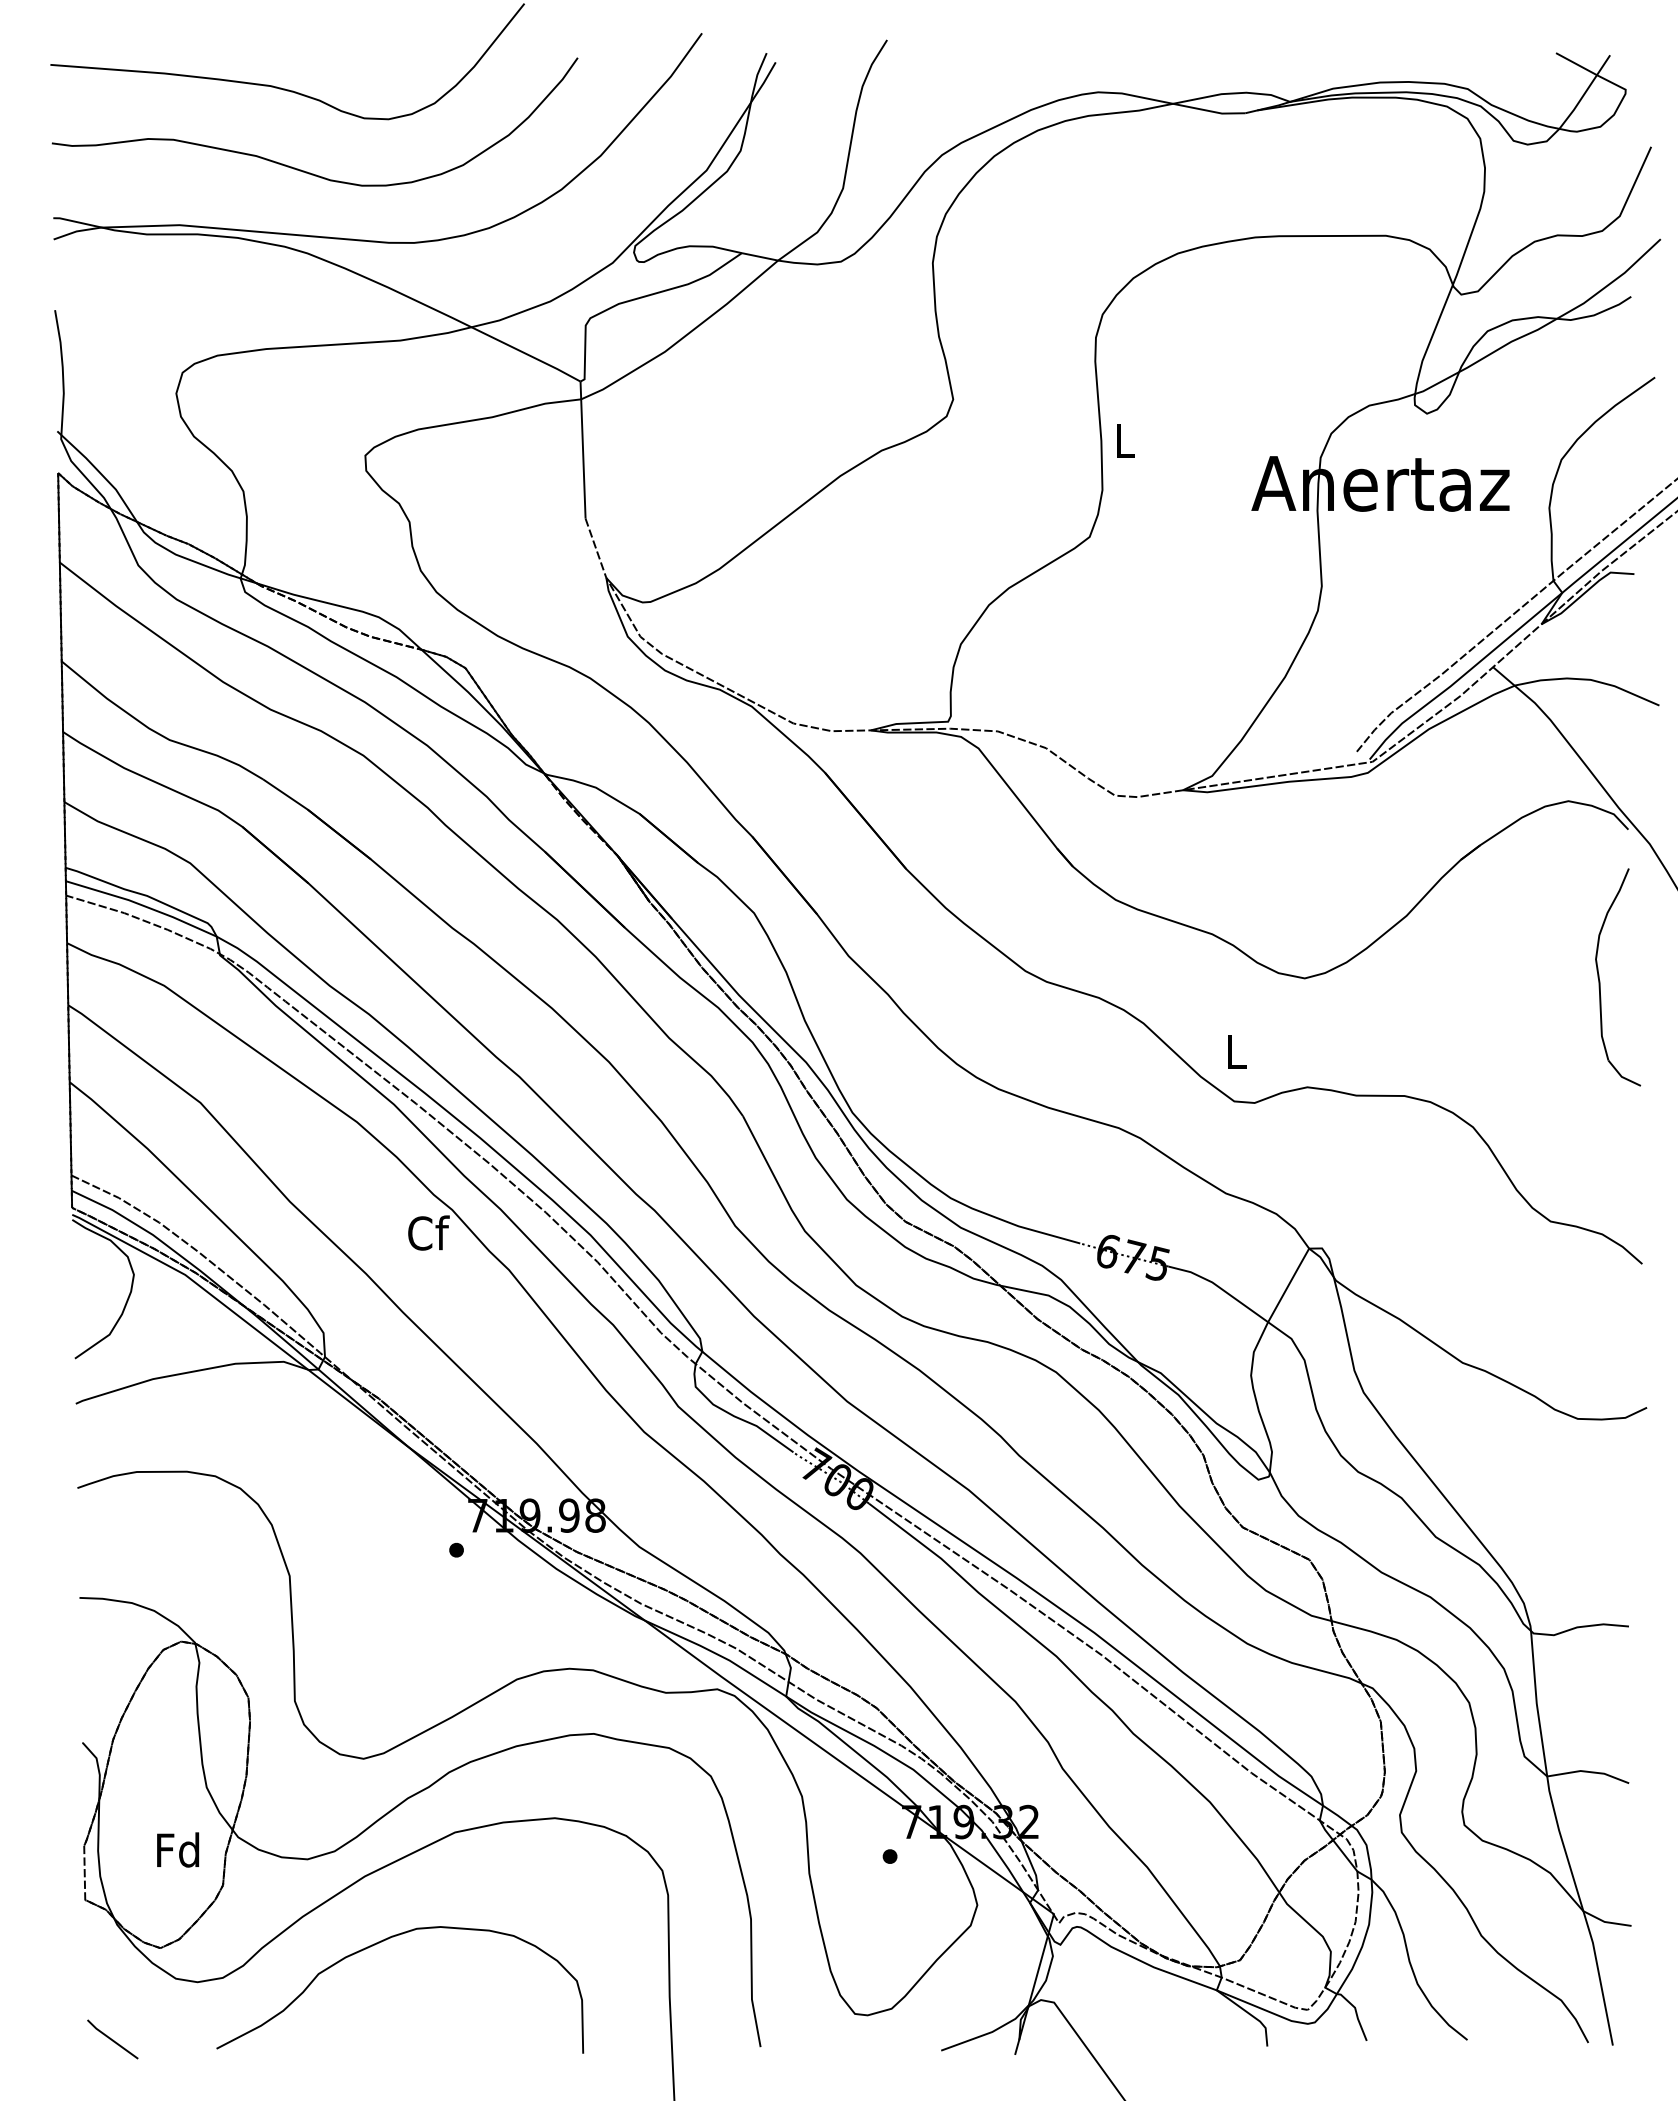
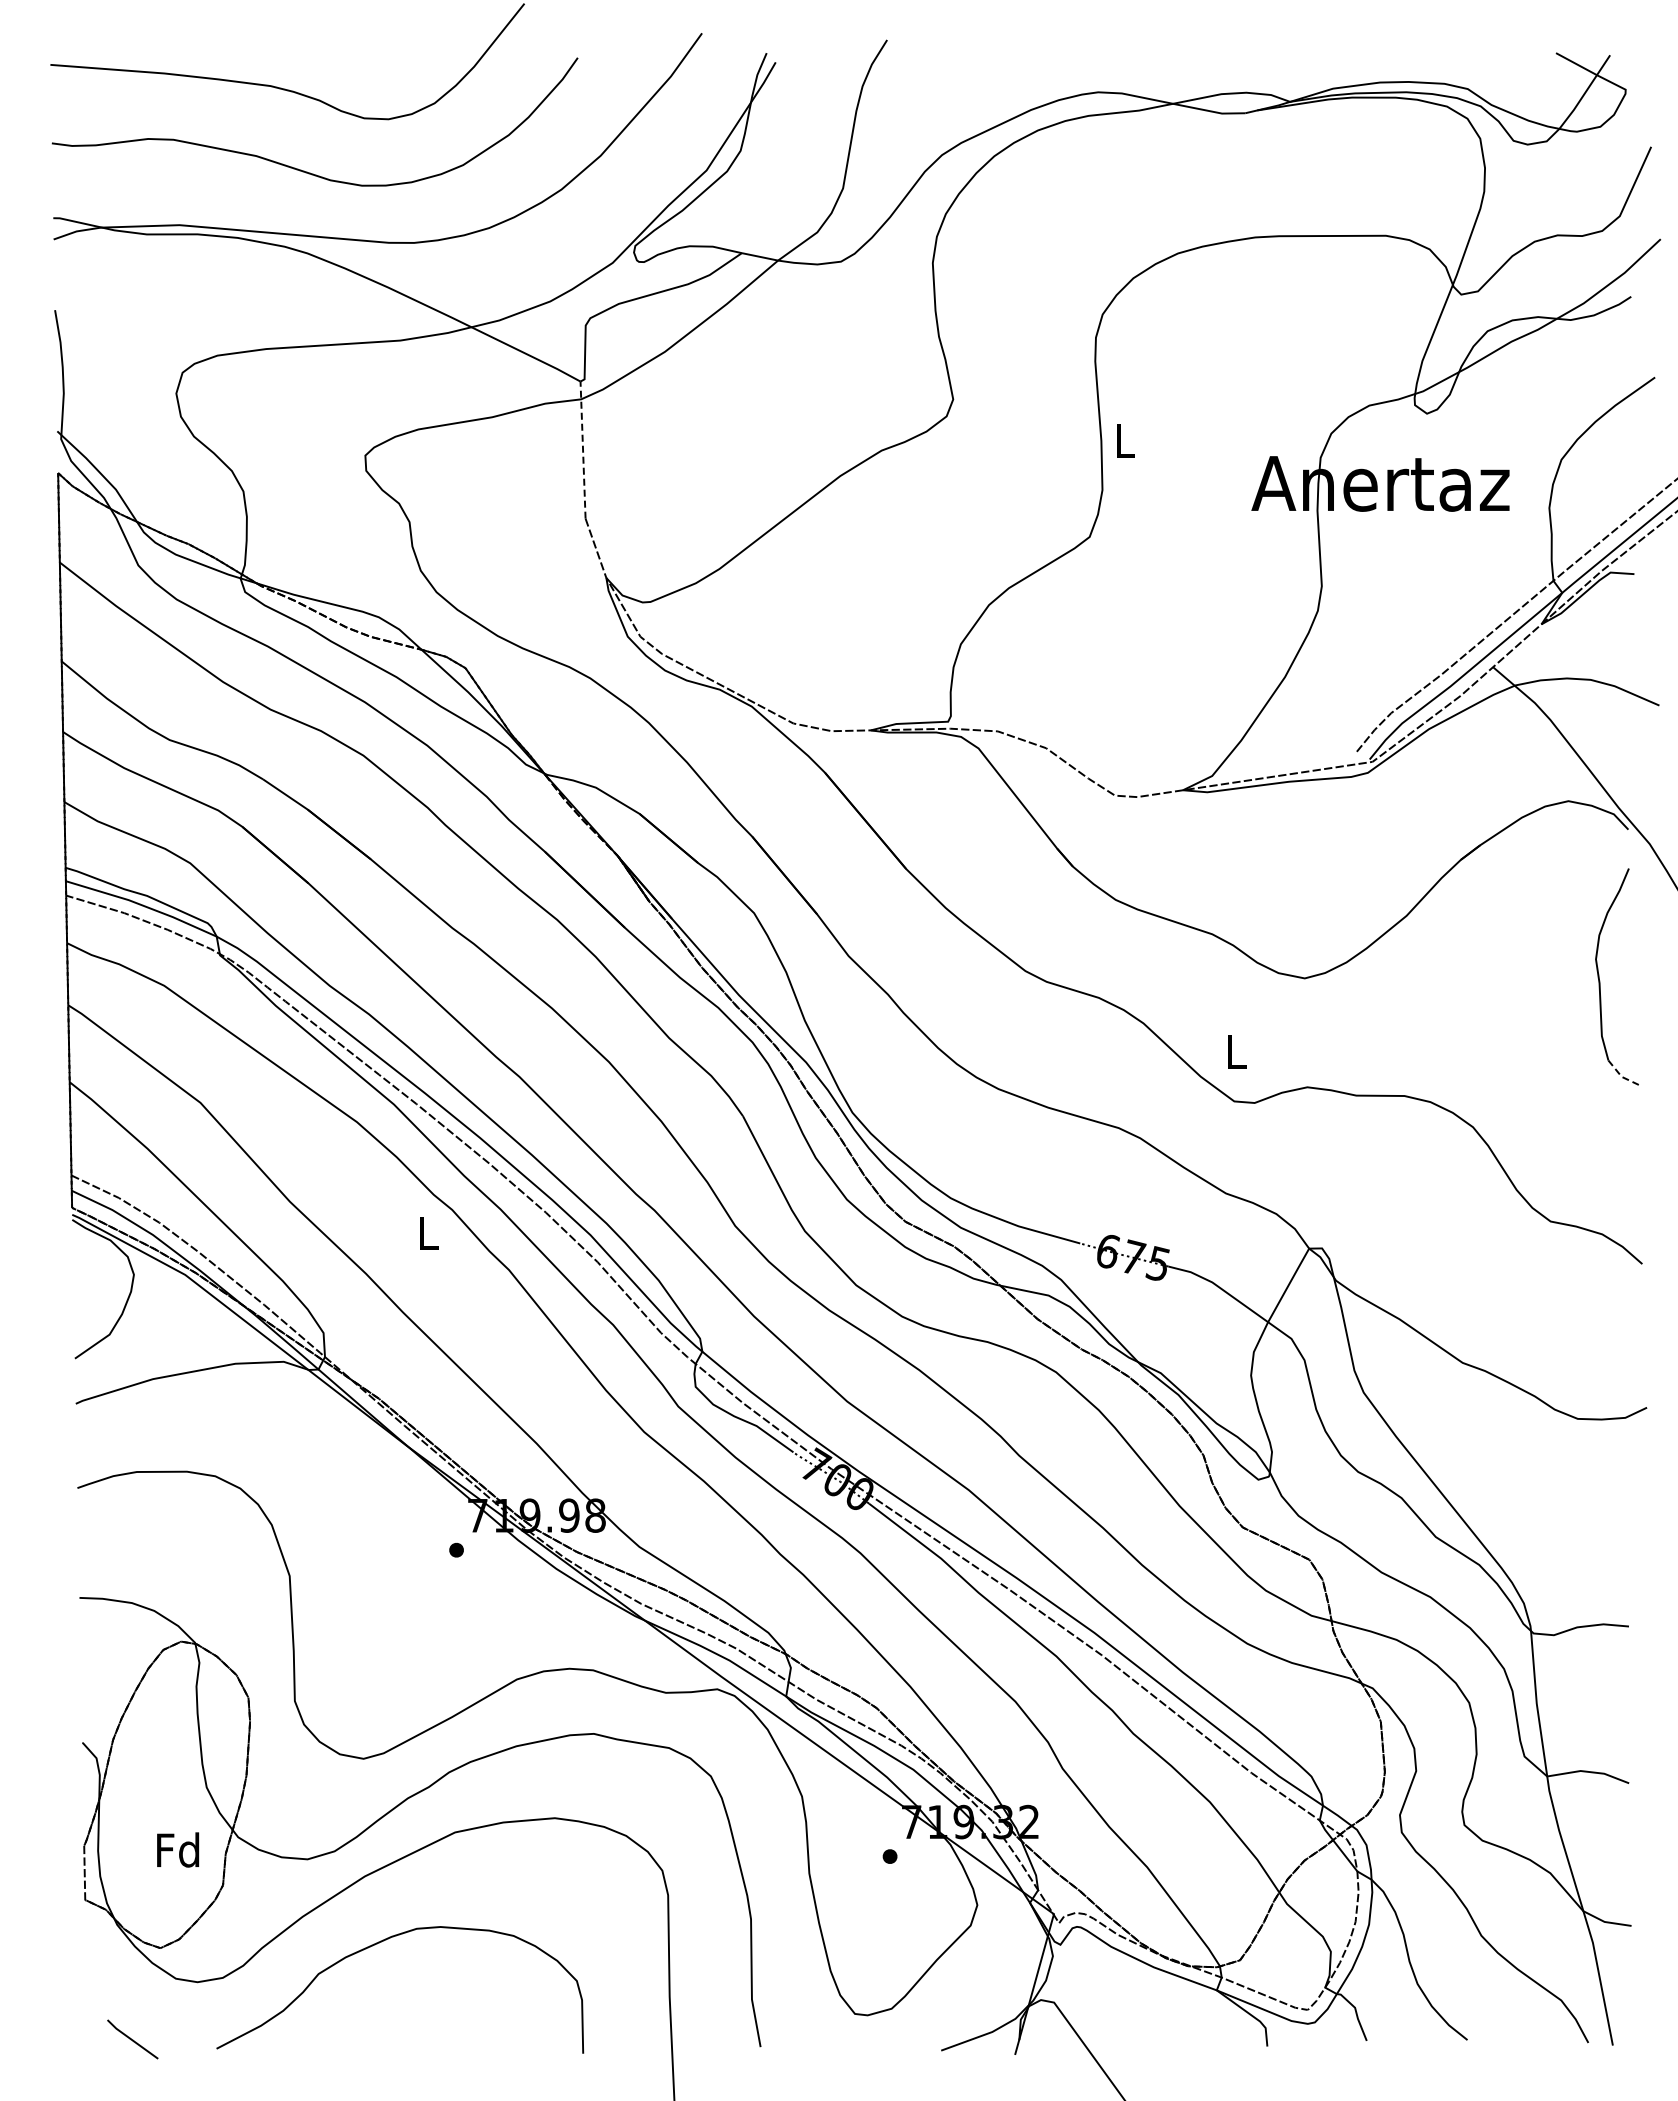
line: solid -> dashed (583, 450)
line: solid -> dashed (1621, 1076)
text: Cf -> L (428, 1232)
line position: (112, 2039) -> (132, 2039) (132, 2039)
